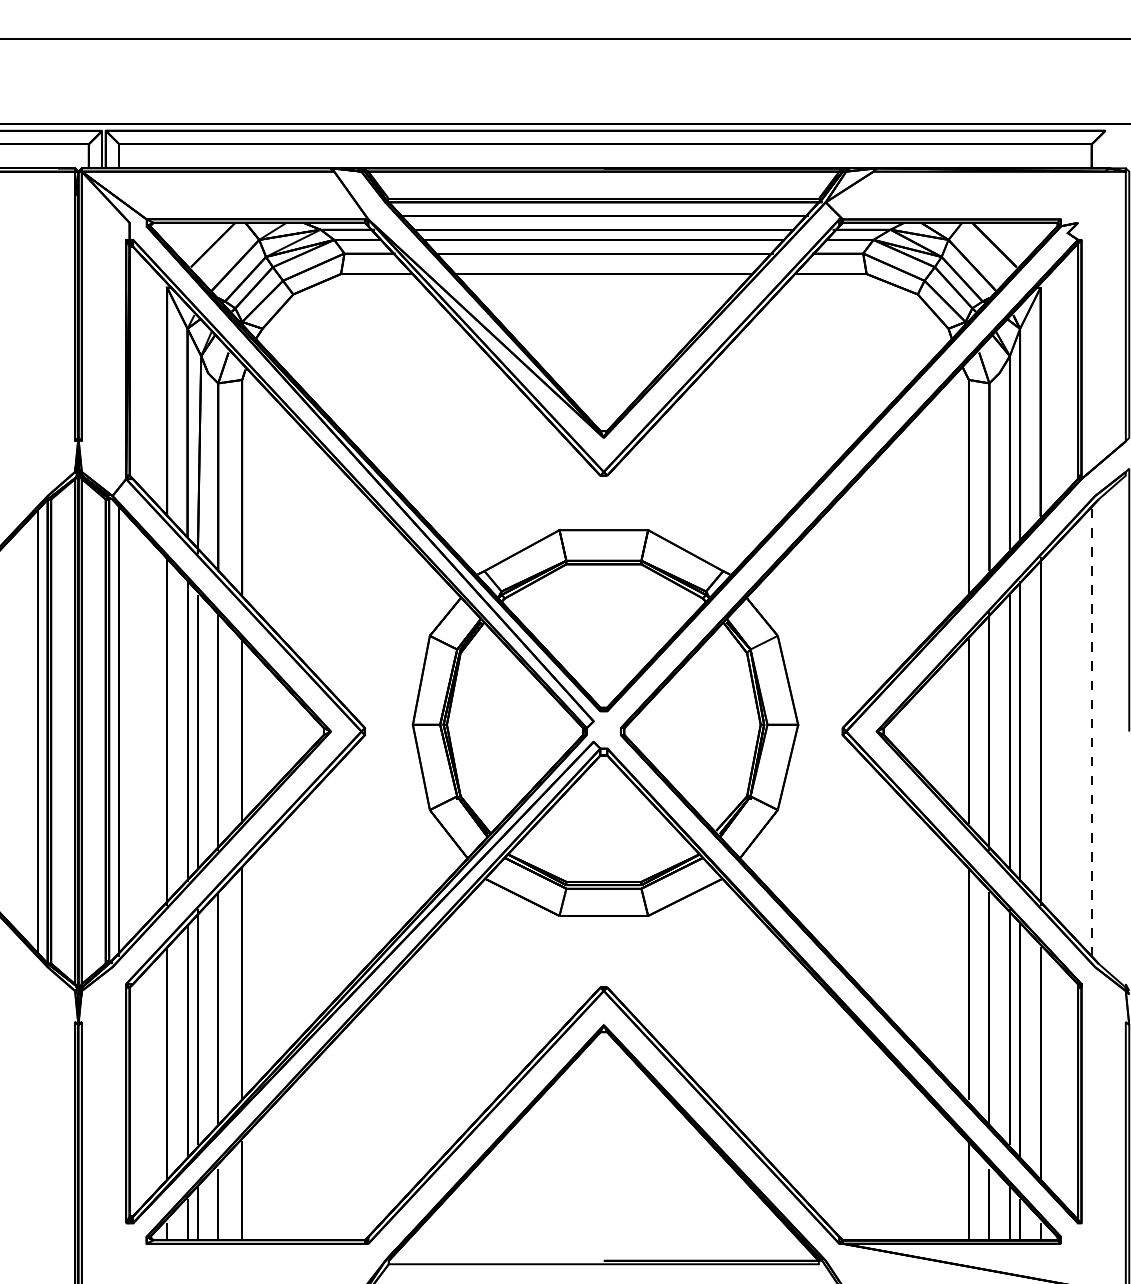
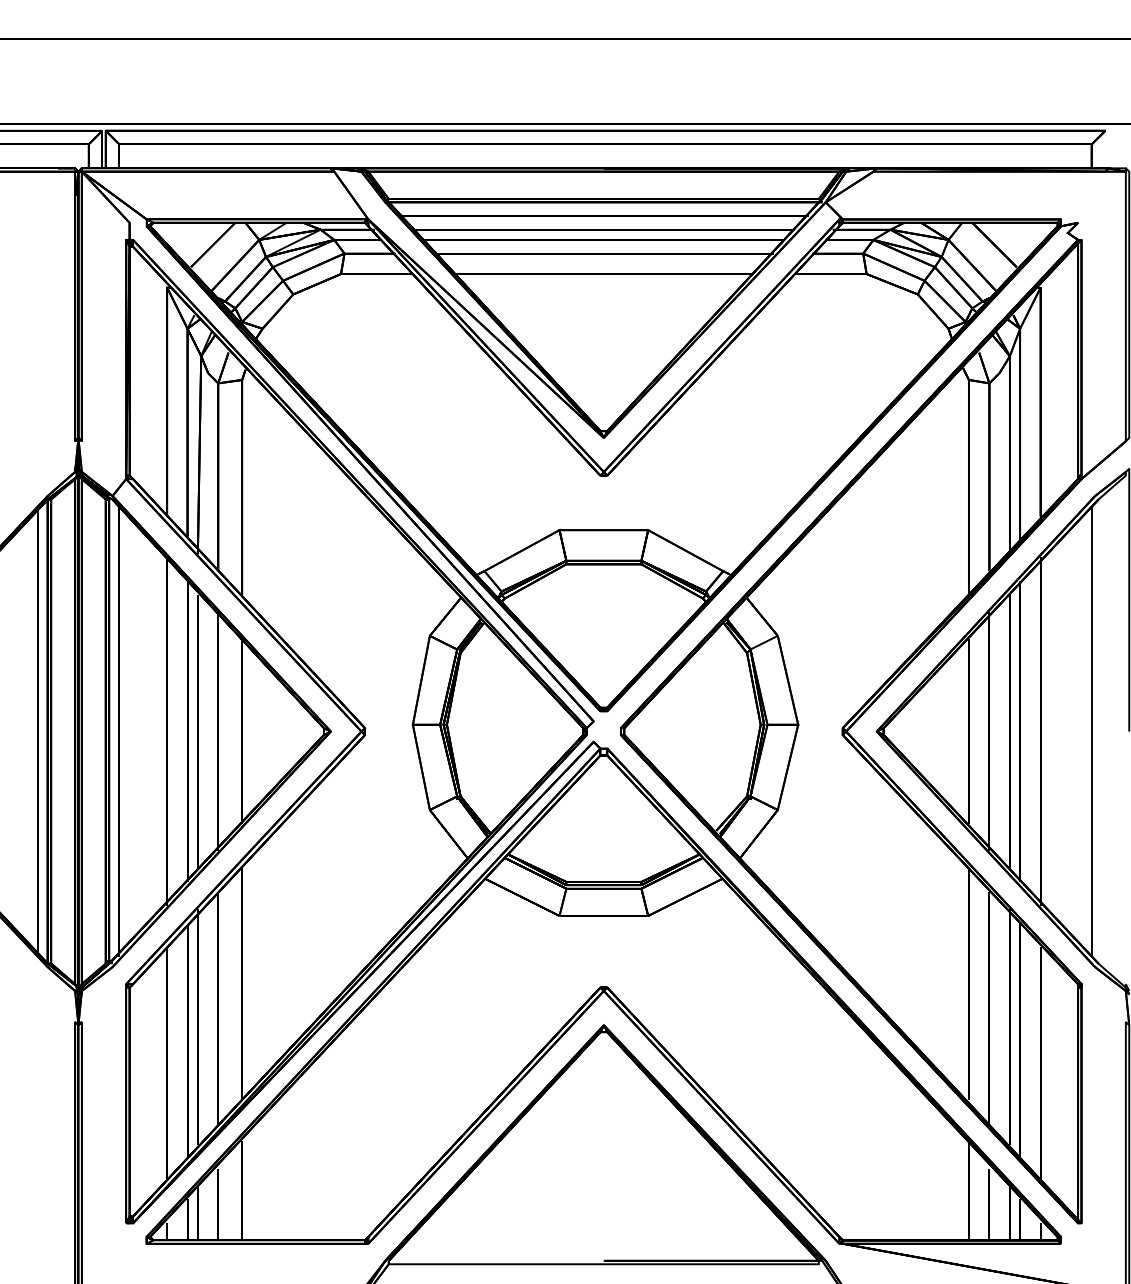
line: dashed -> solid (1091, 731)
